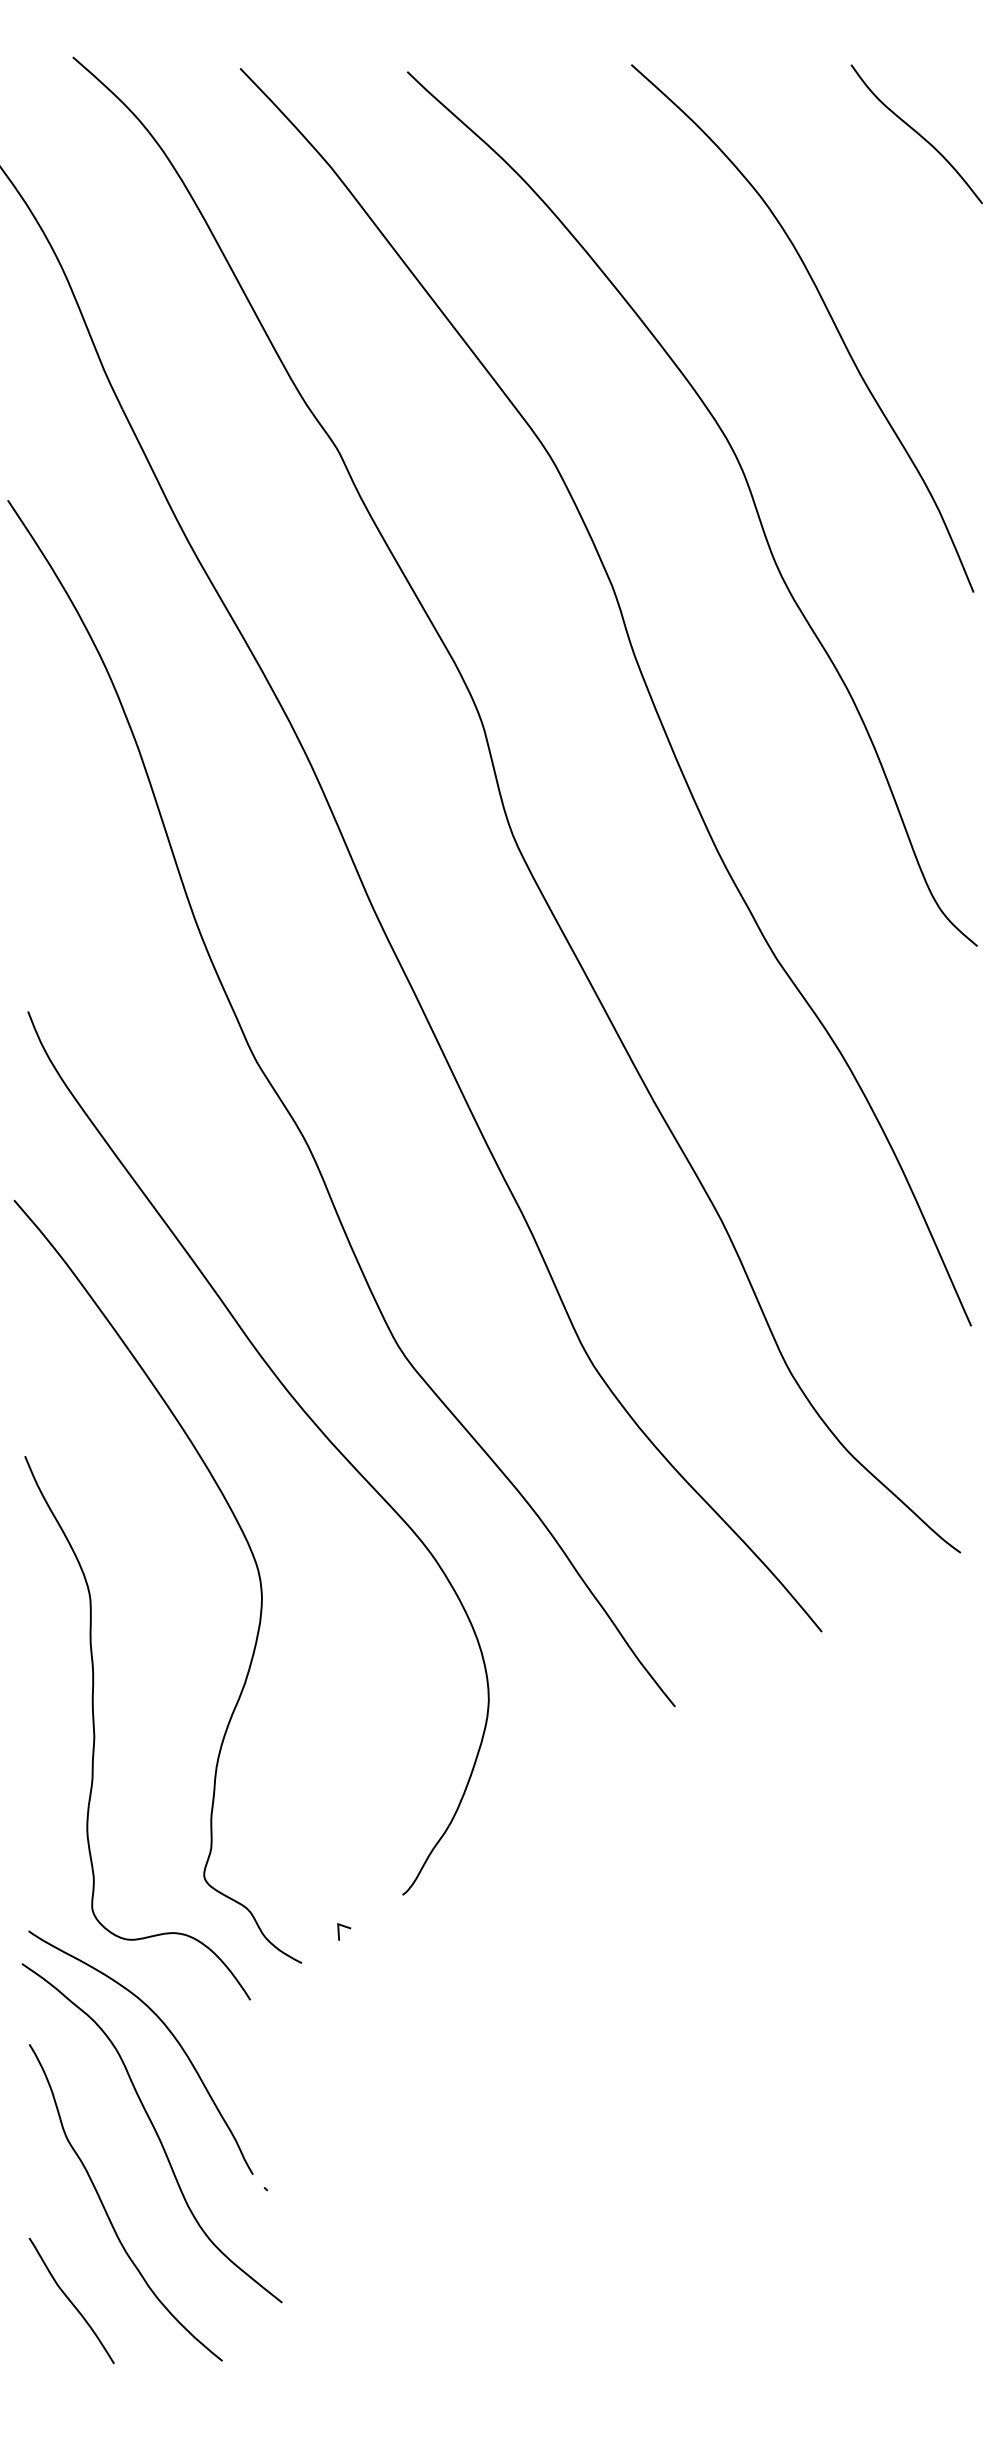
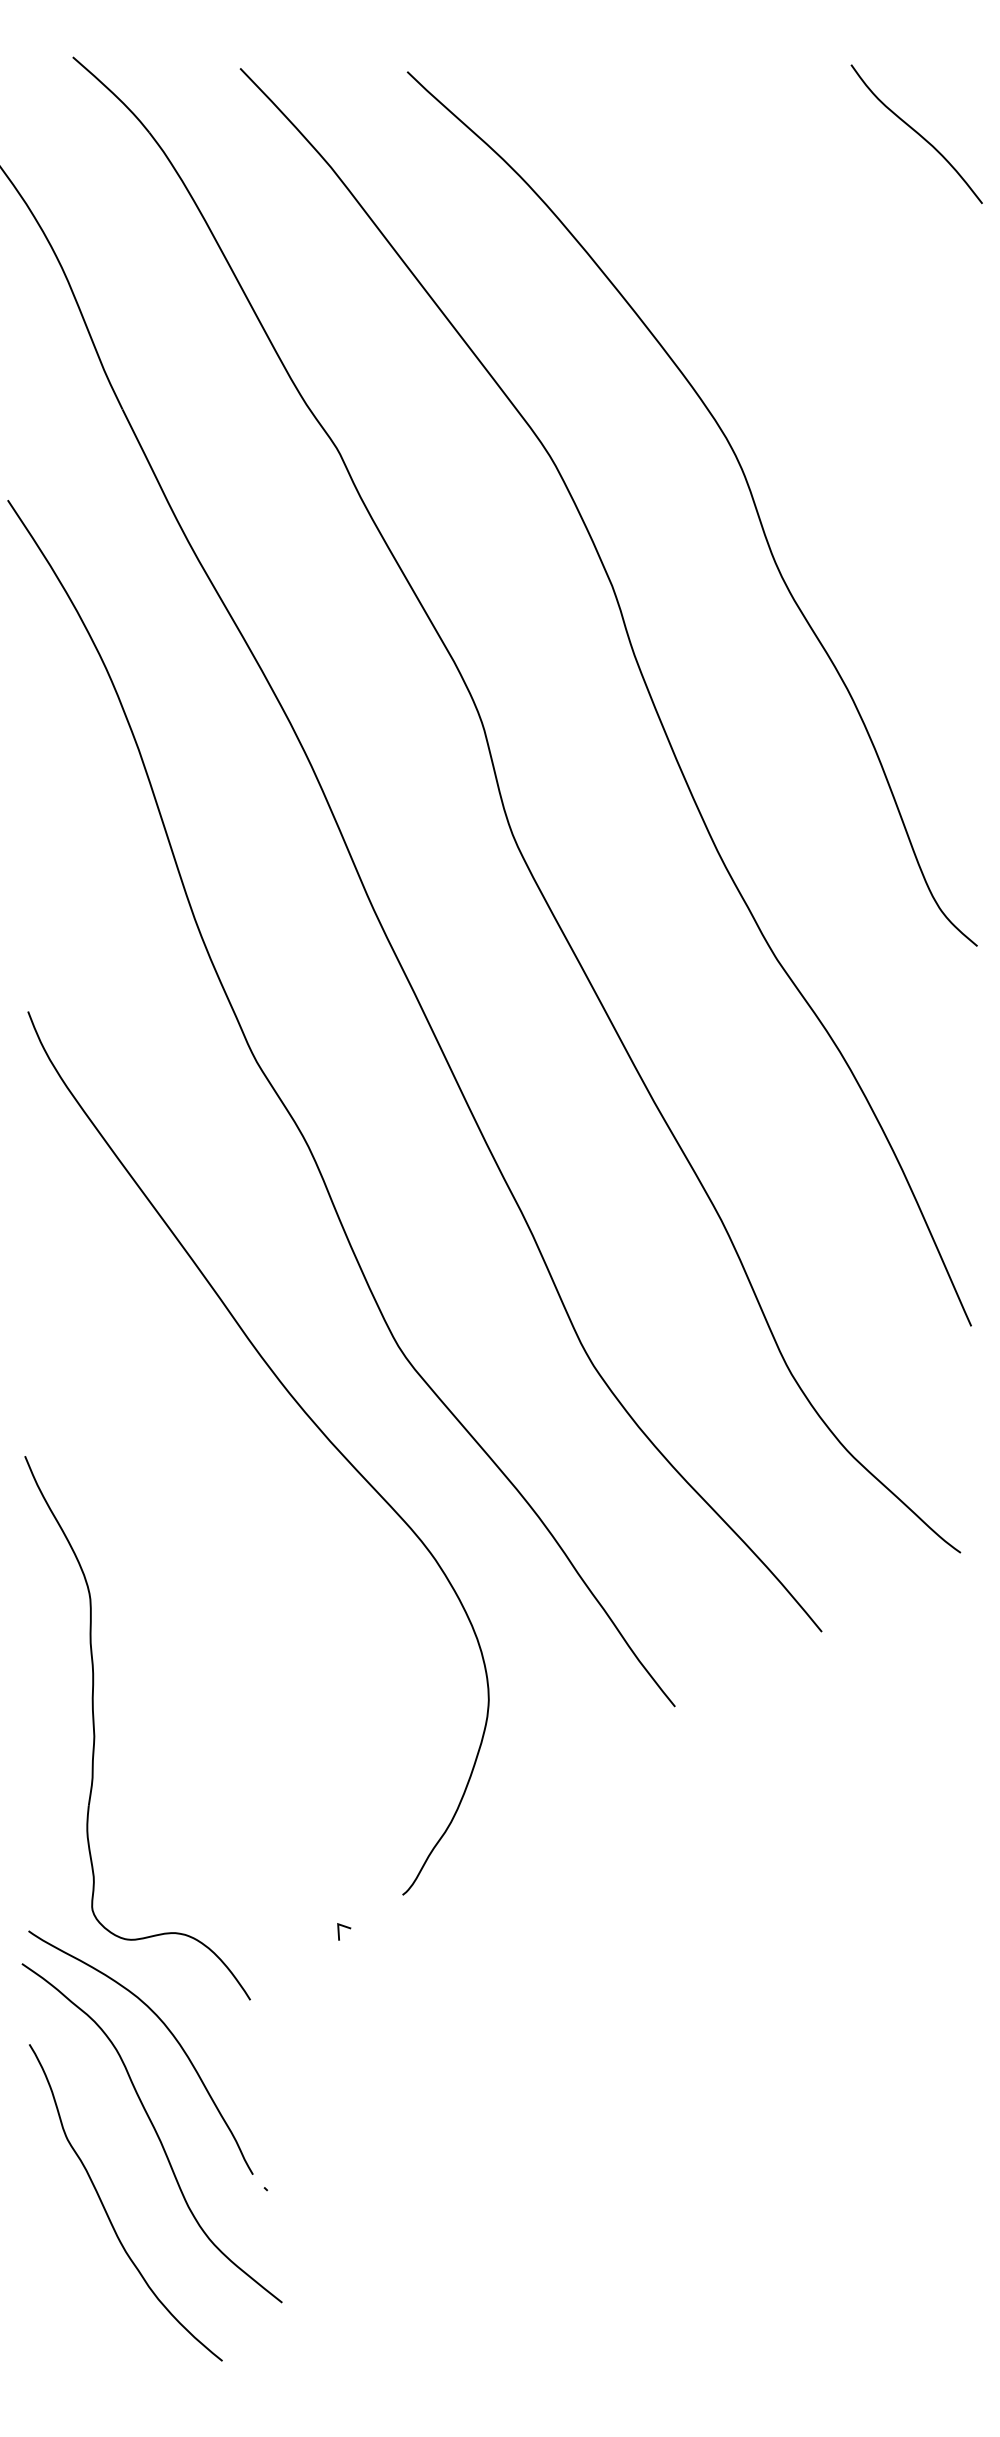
curve: present -> none (828, 314)
part: present -> none (244, 1538)
part: present -> none (71, 2300)
